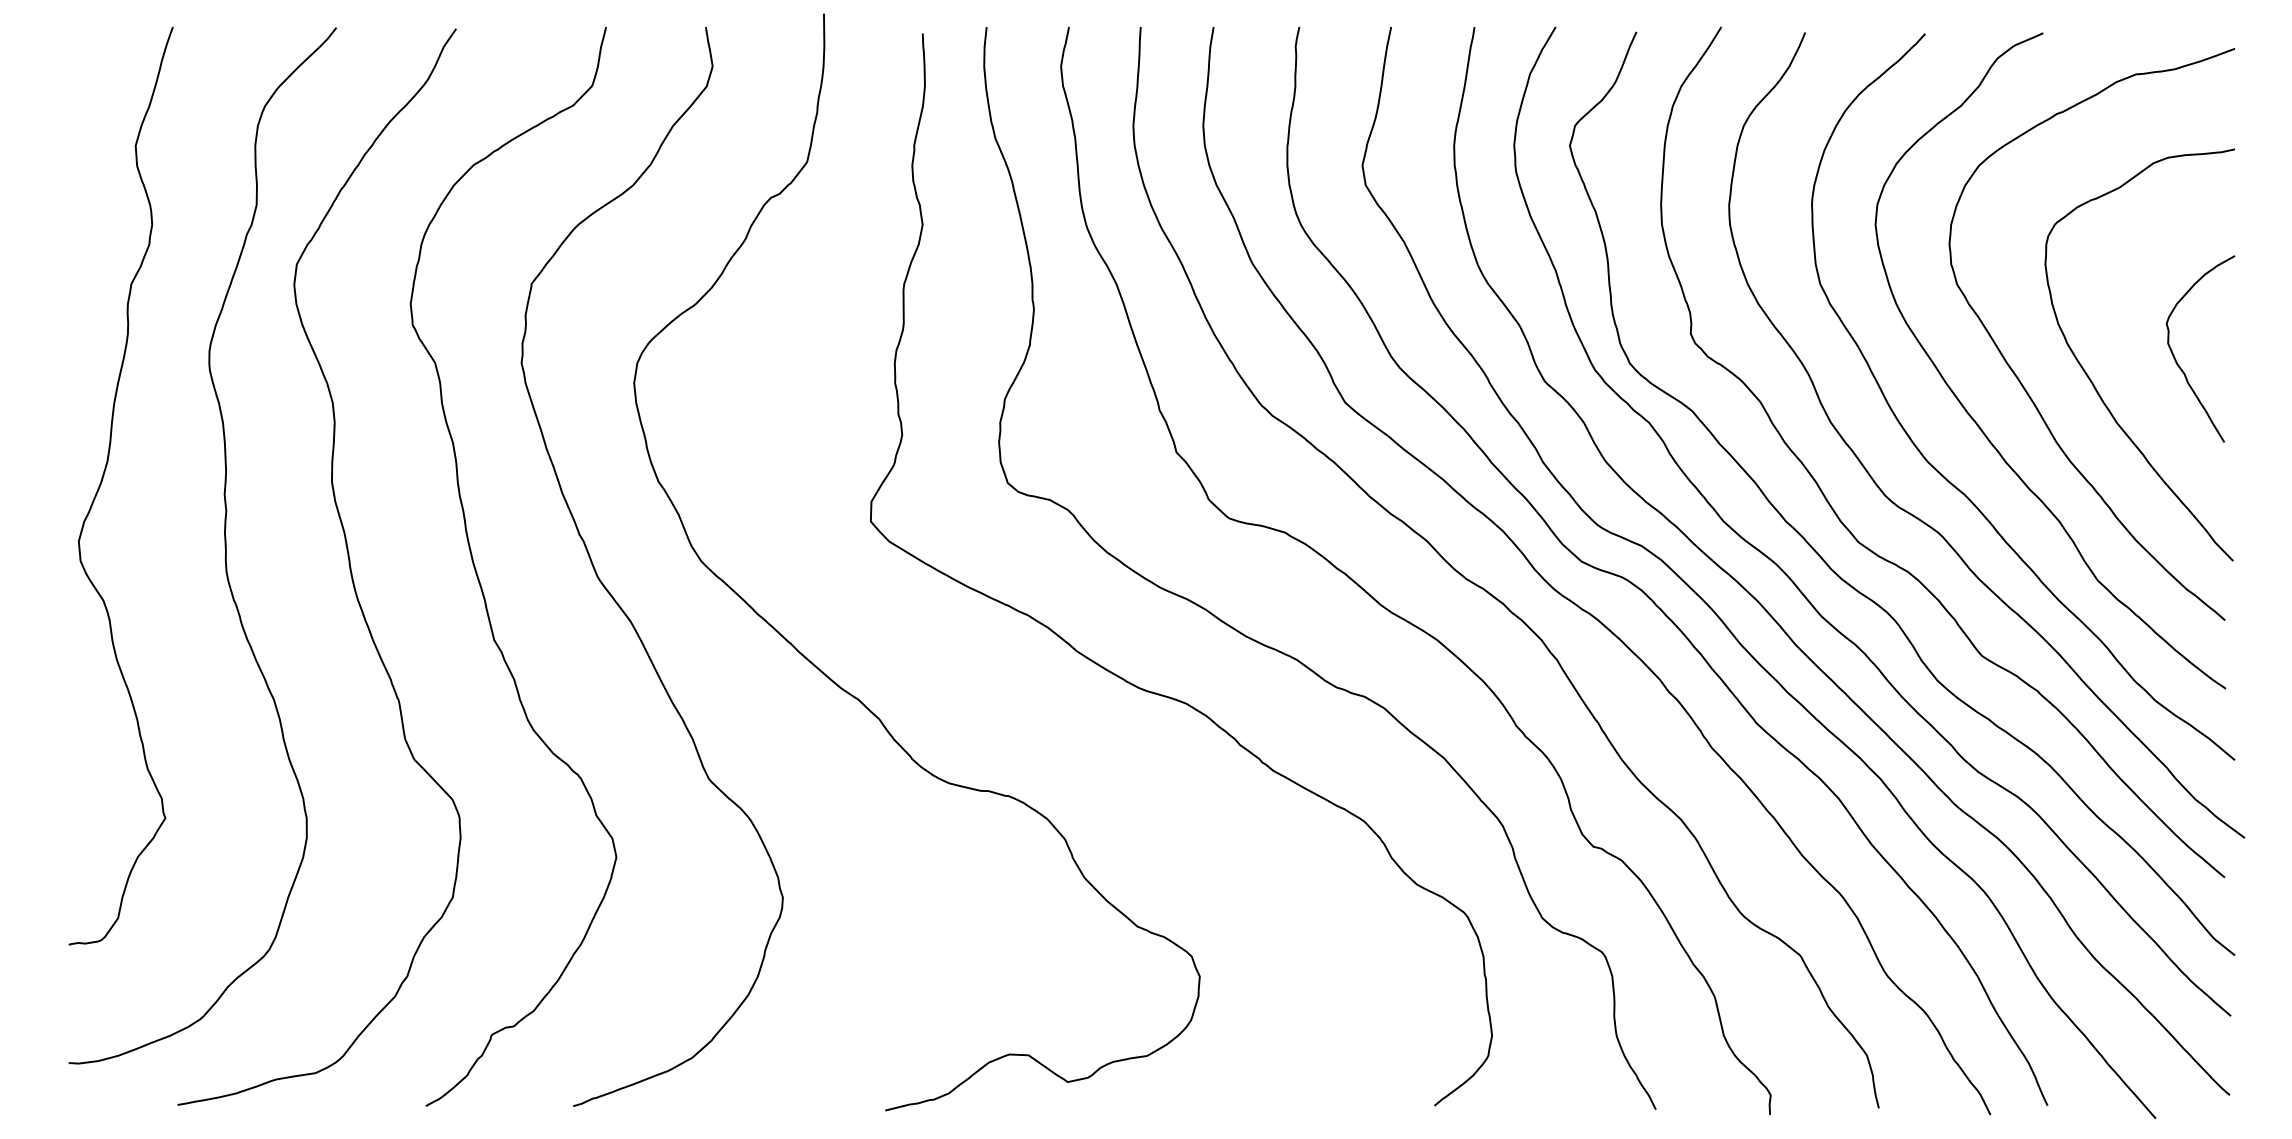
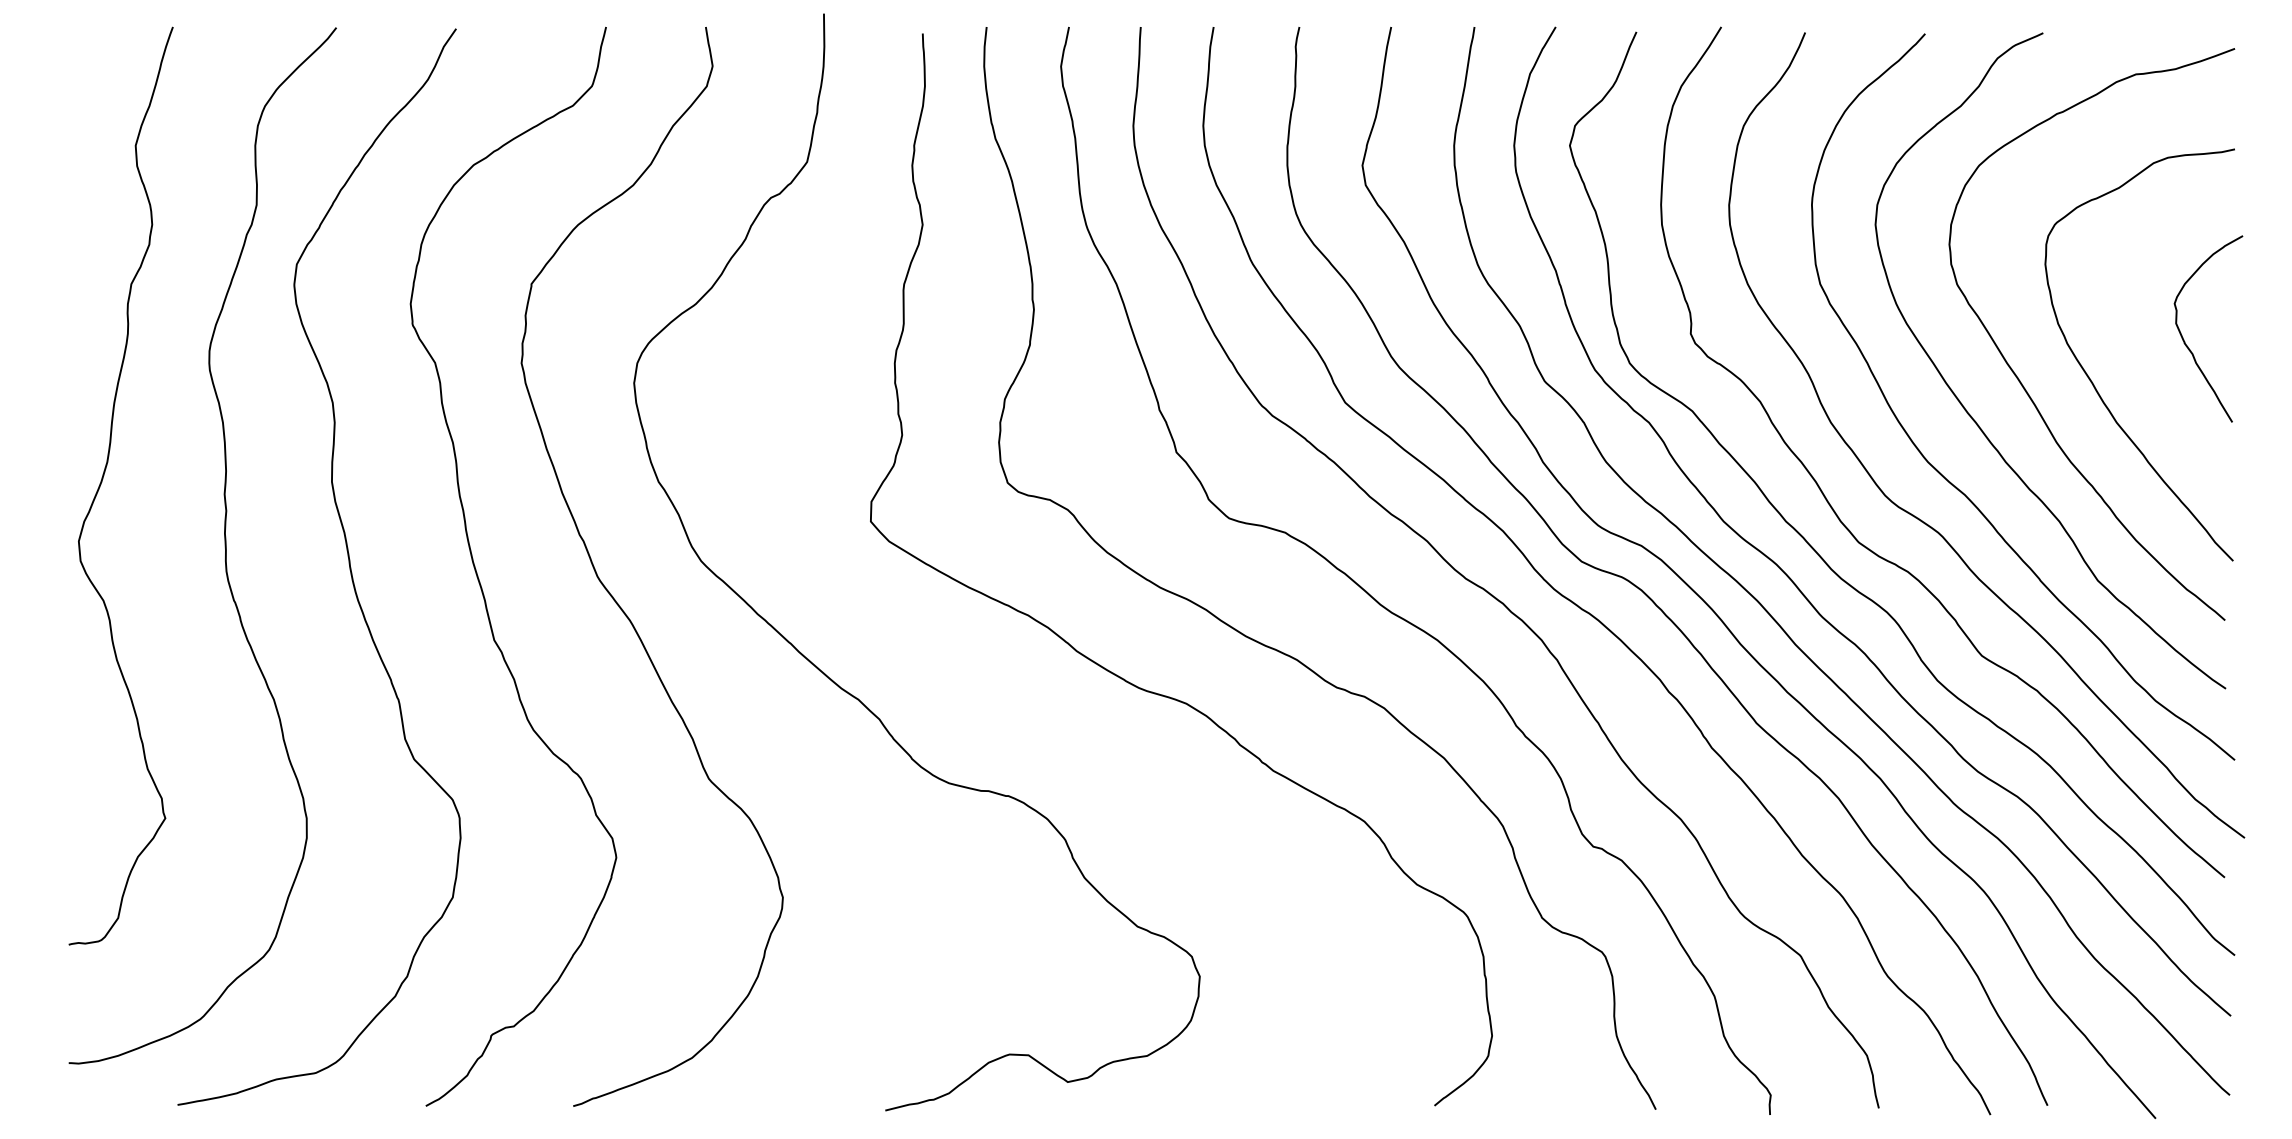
curve position: (2176, 359) -> (2184, 339) (2184, 339)
